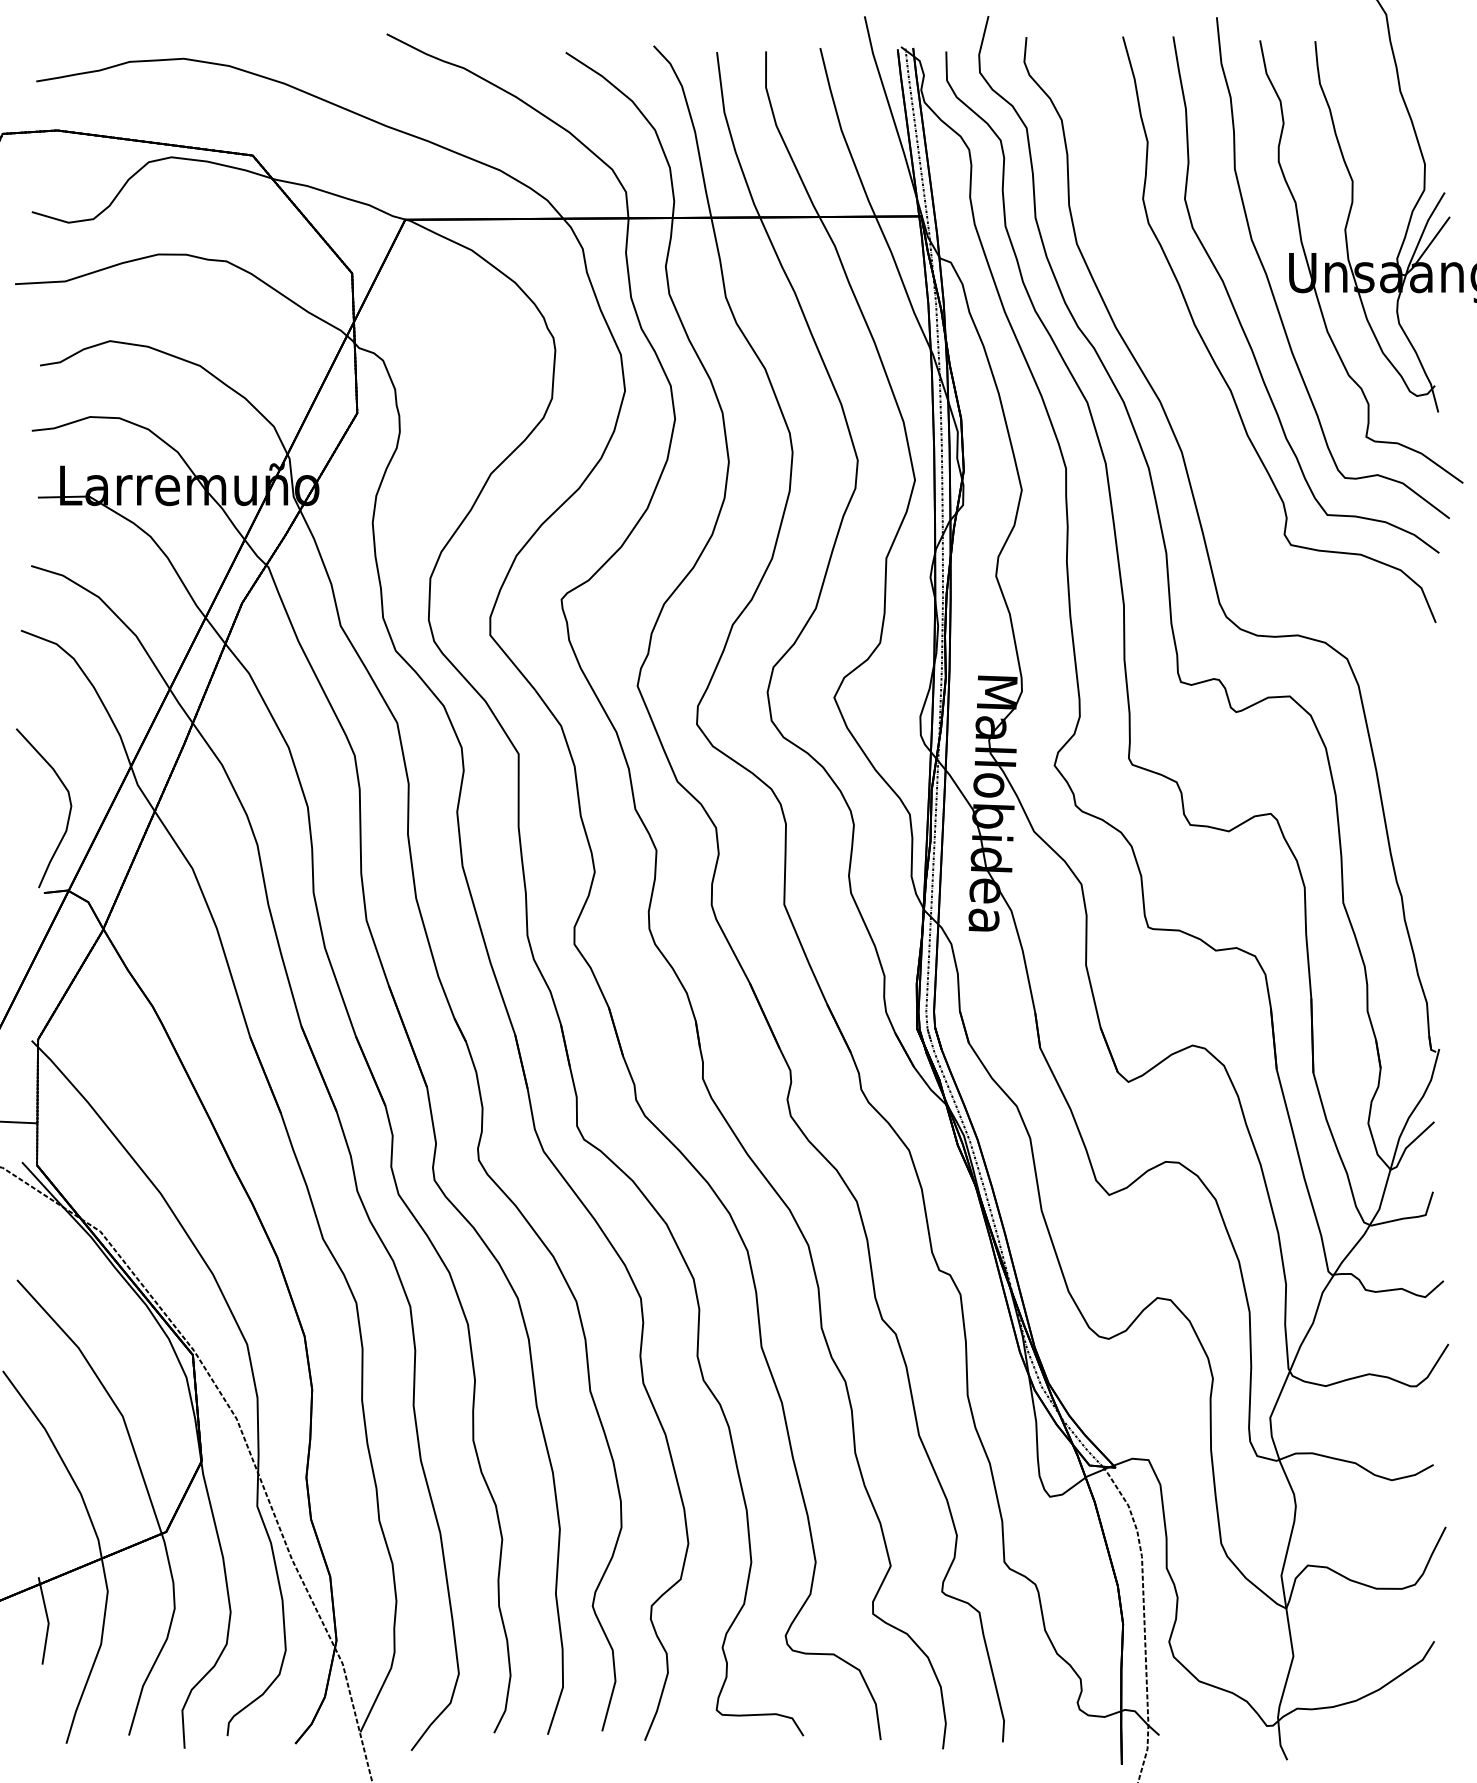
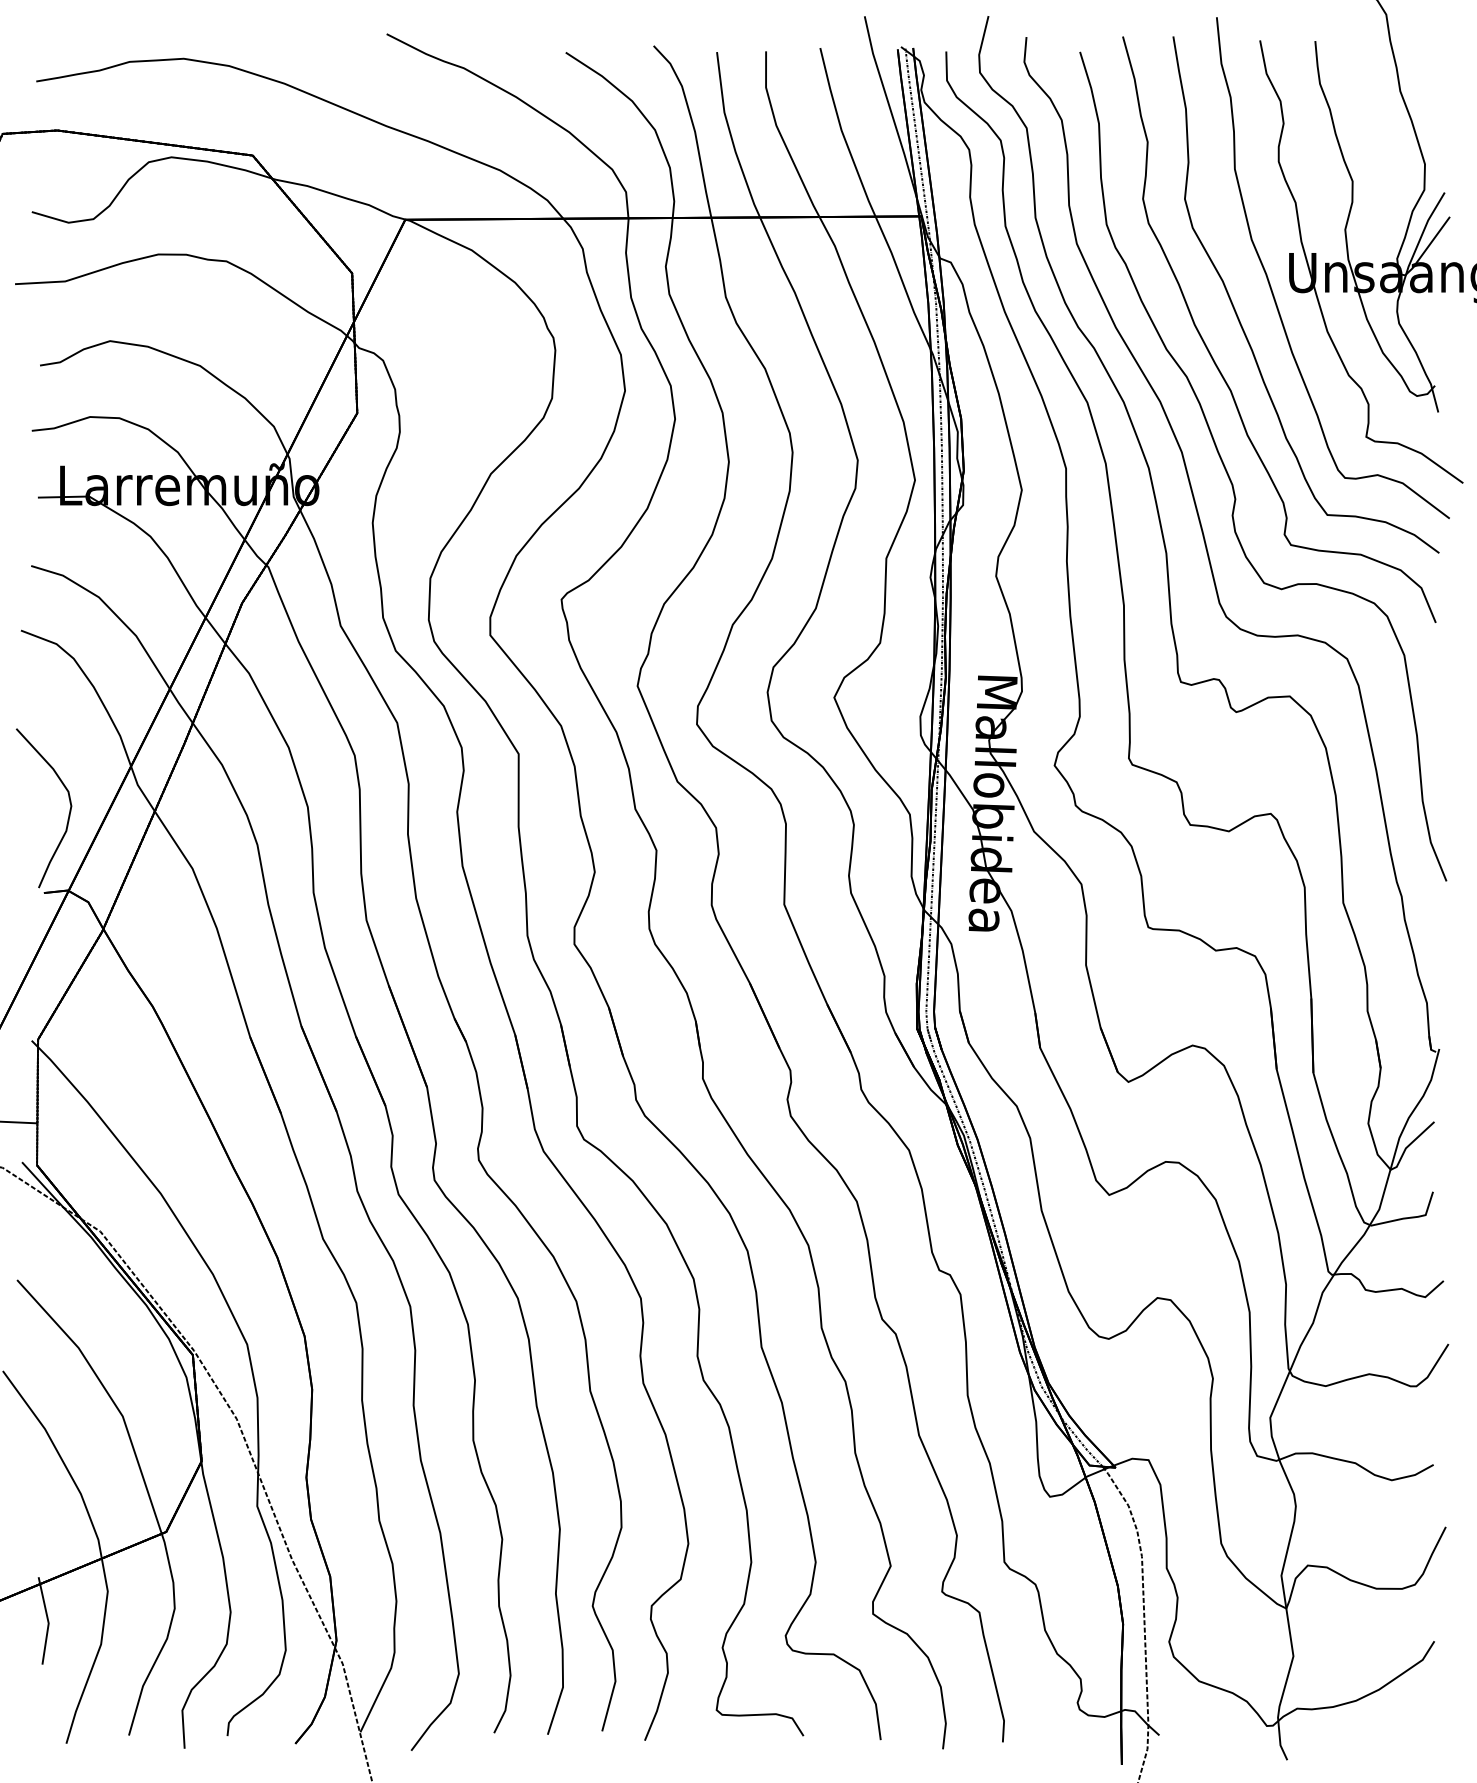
curve: none -> present (1231, 479)
